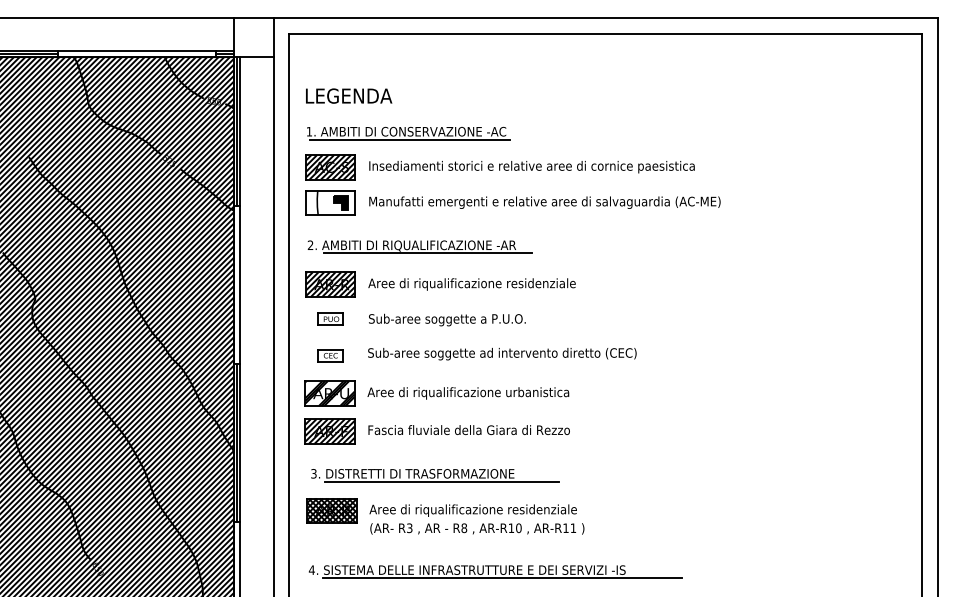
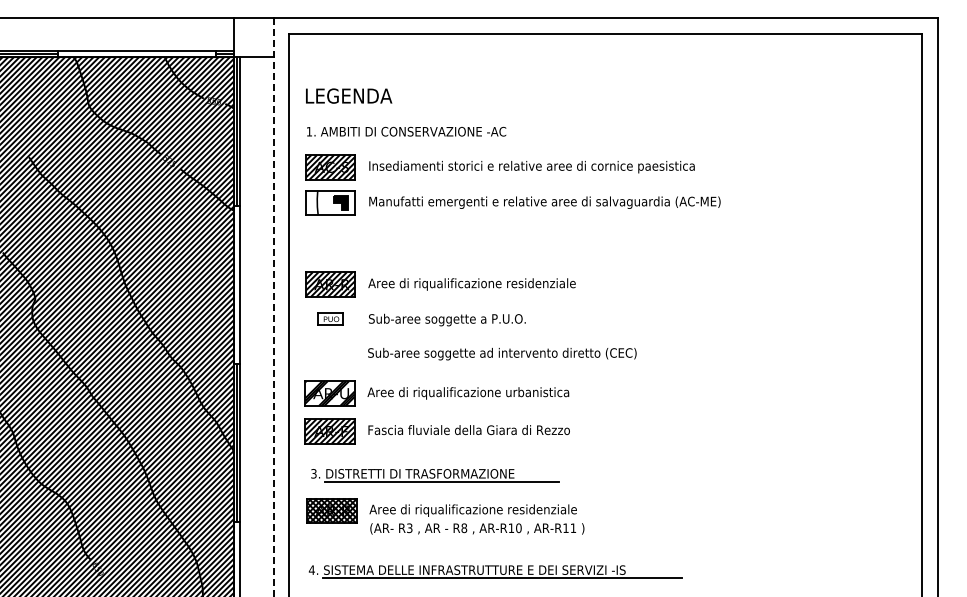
line: present -> none (409, 140)
part: present -> none (419, 246)
line: solid -> dashed (273, 307)
part: present -> none (330, 355)
